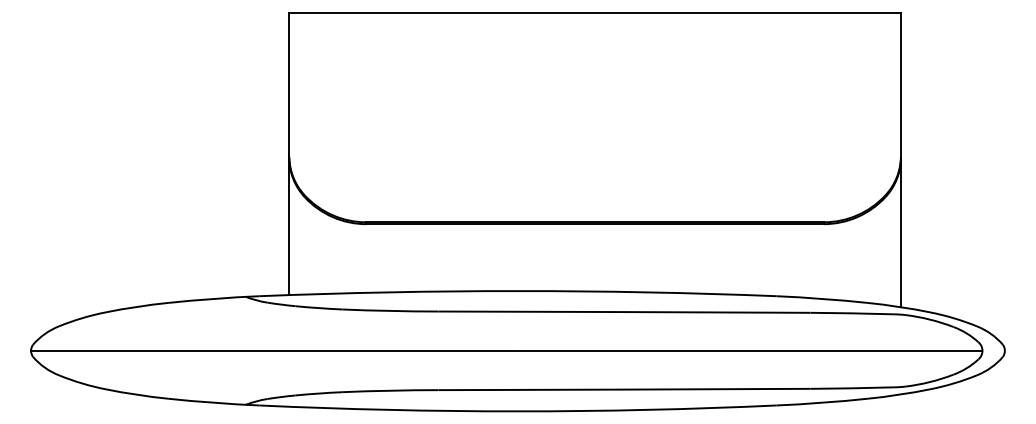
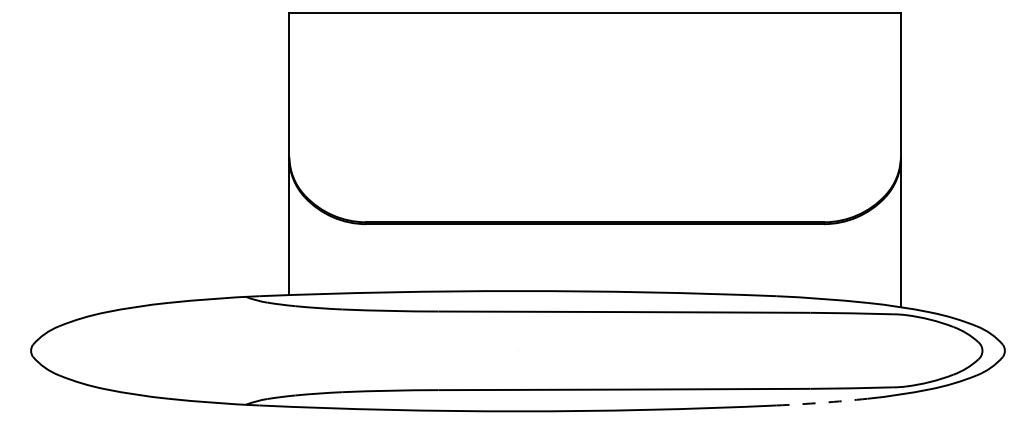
line: present -> none (506, 350)
arc: solid -> dashed (822, 402)
